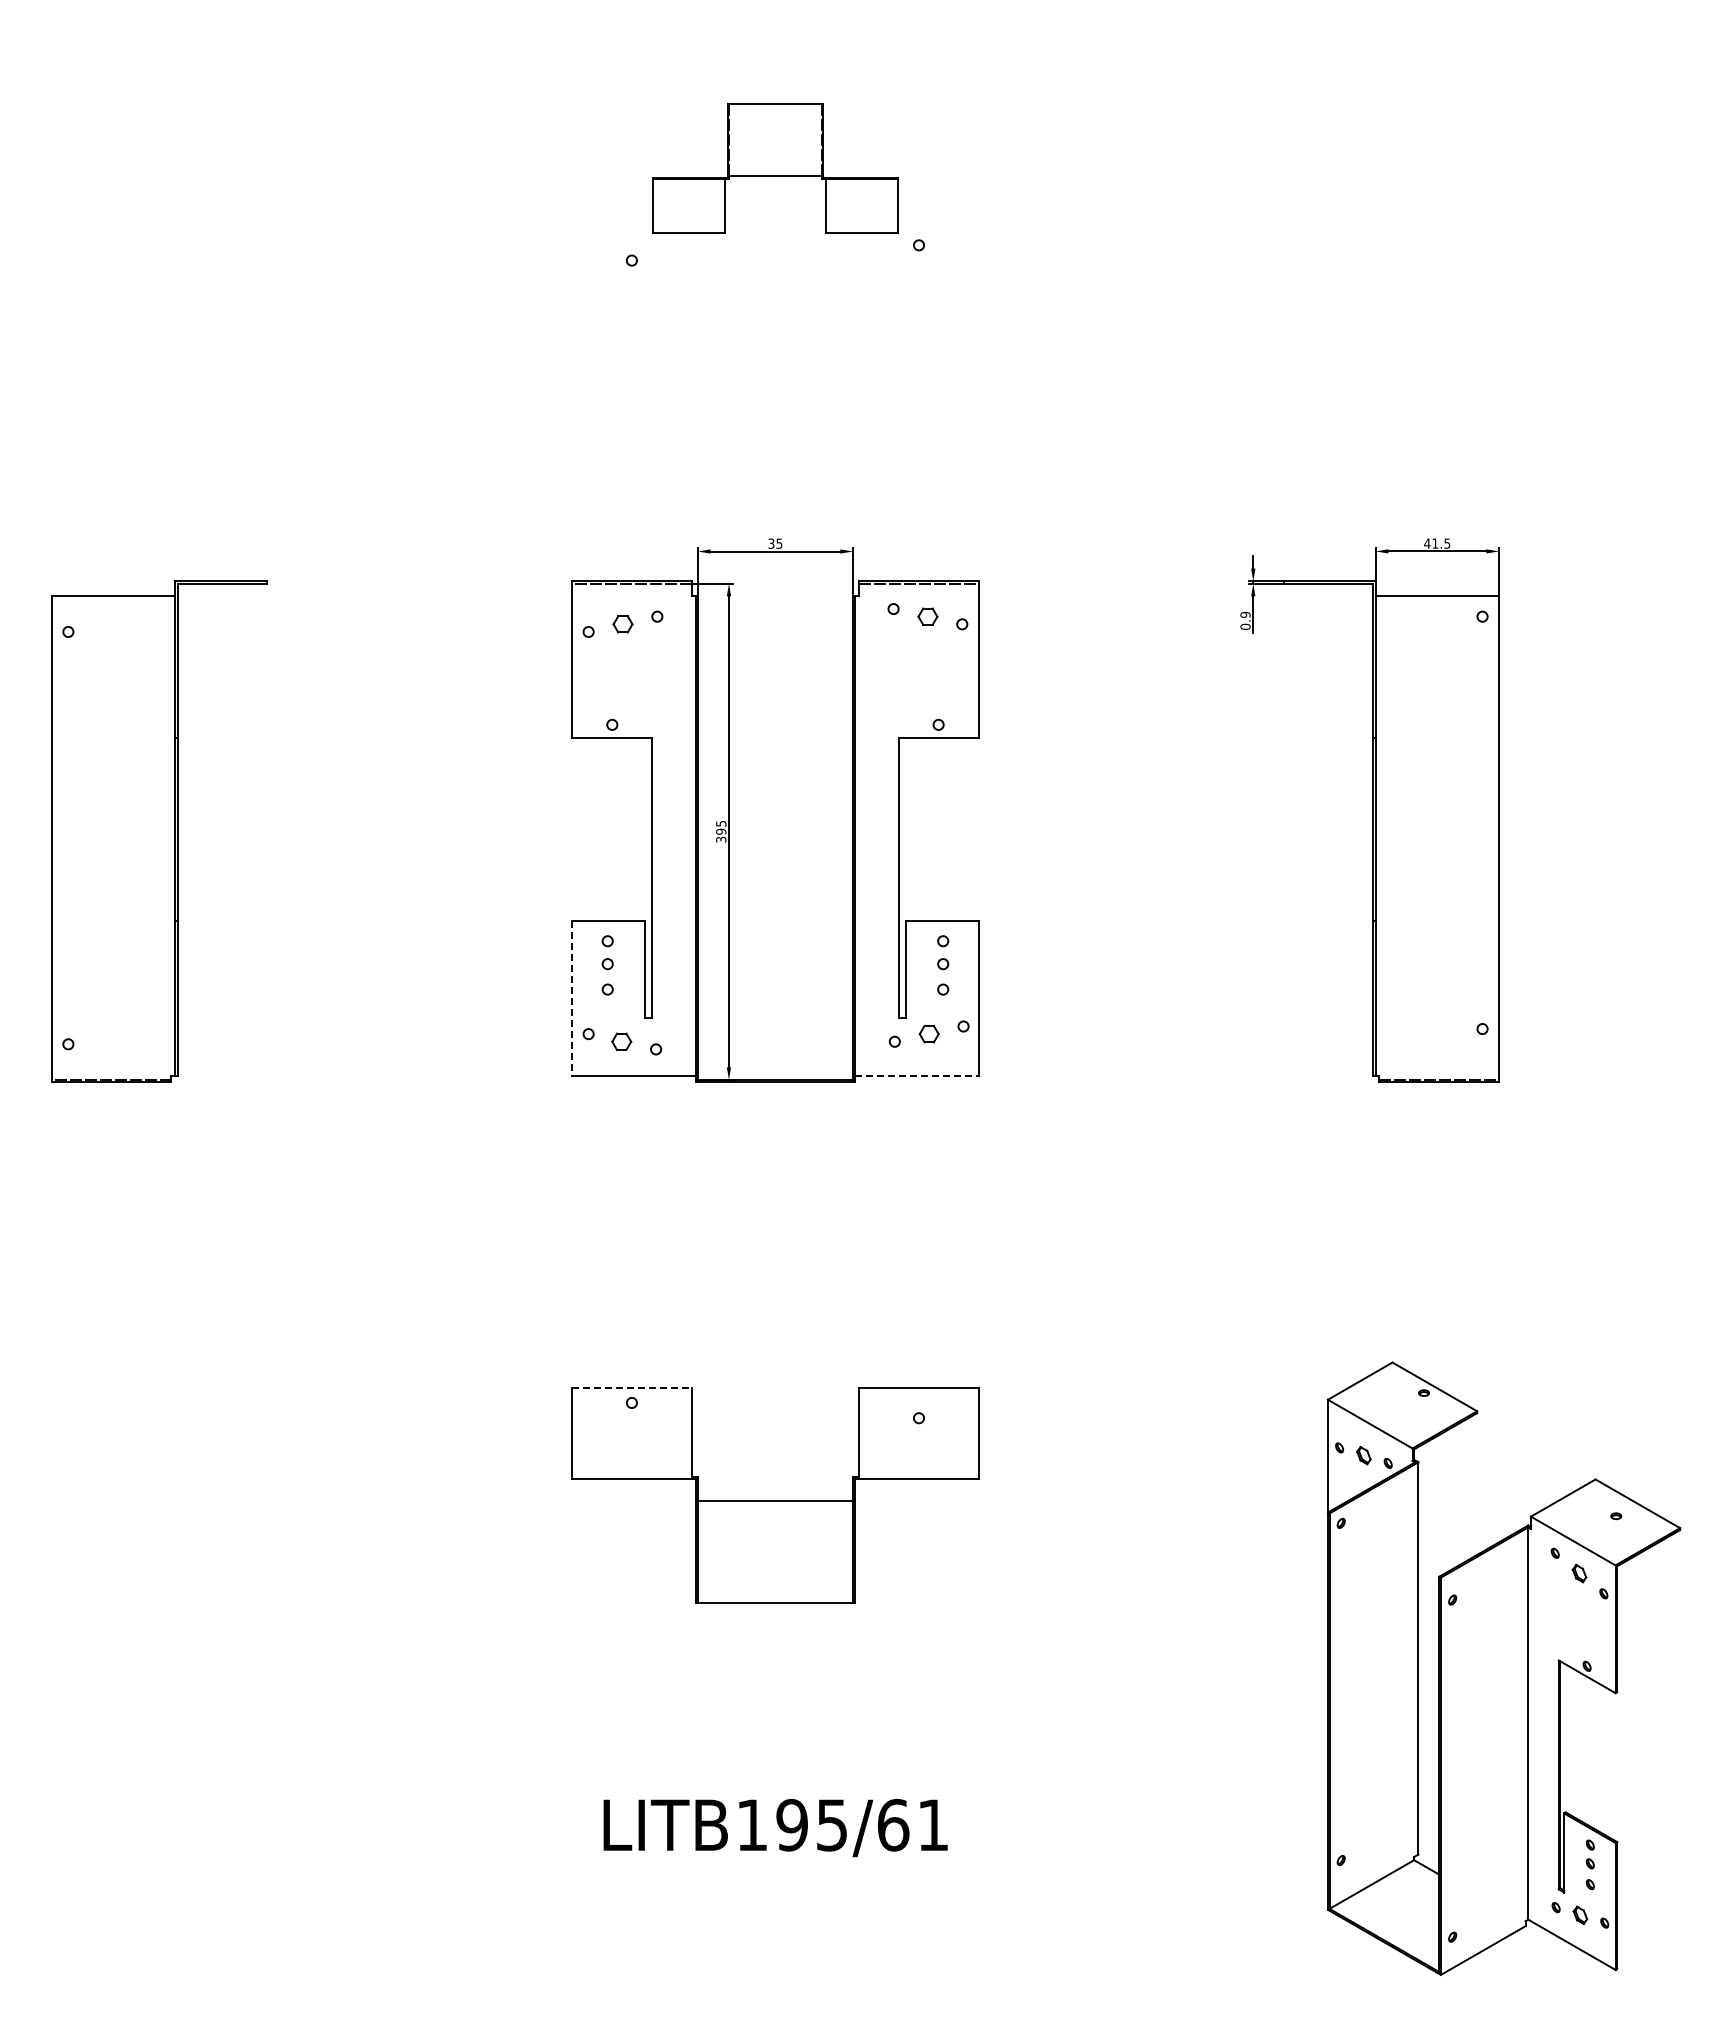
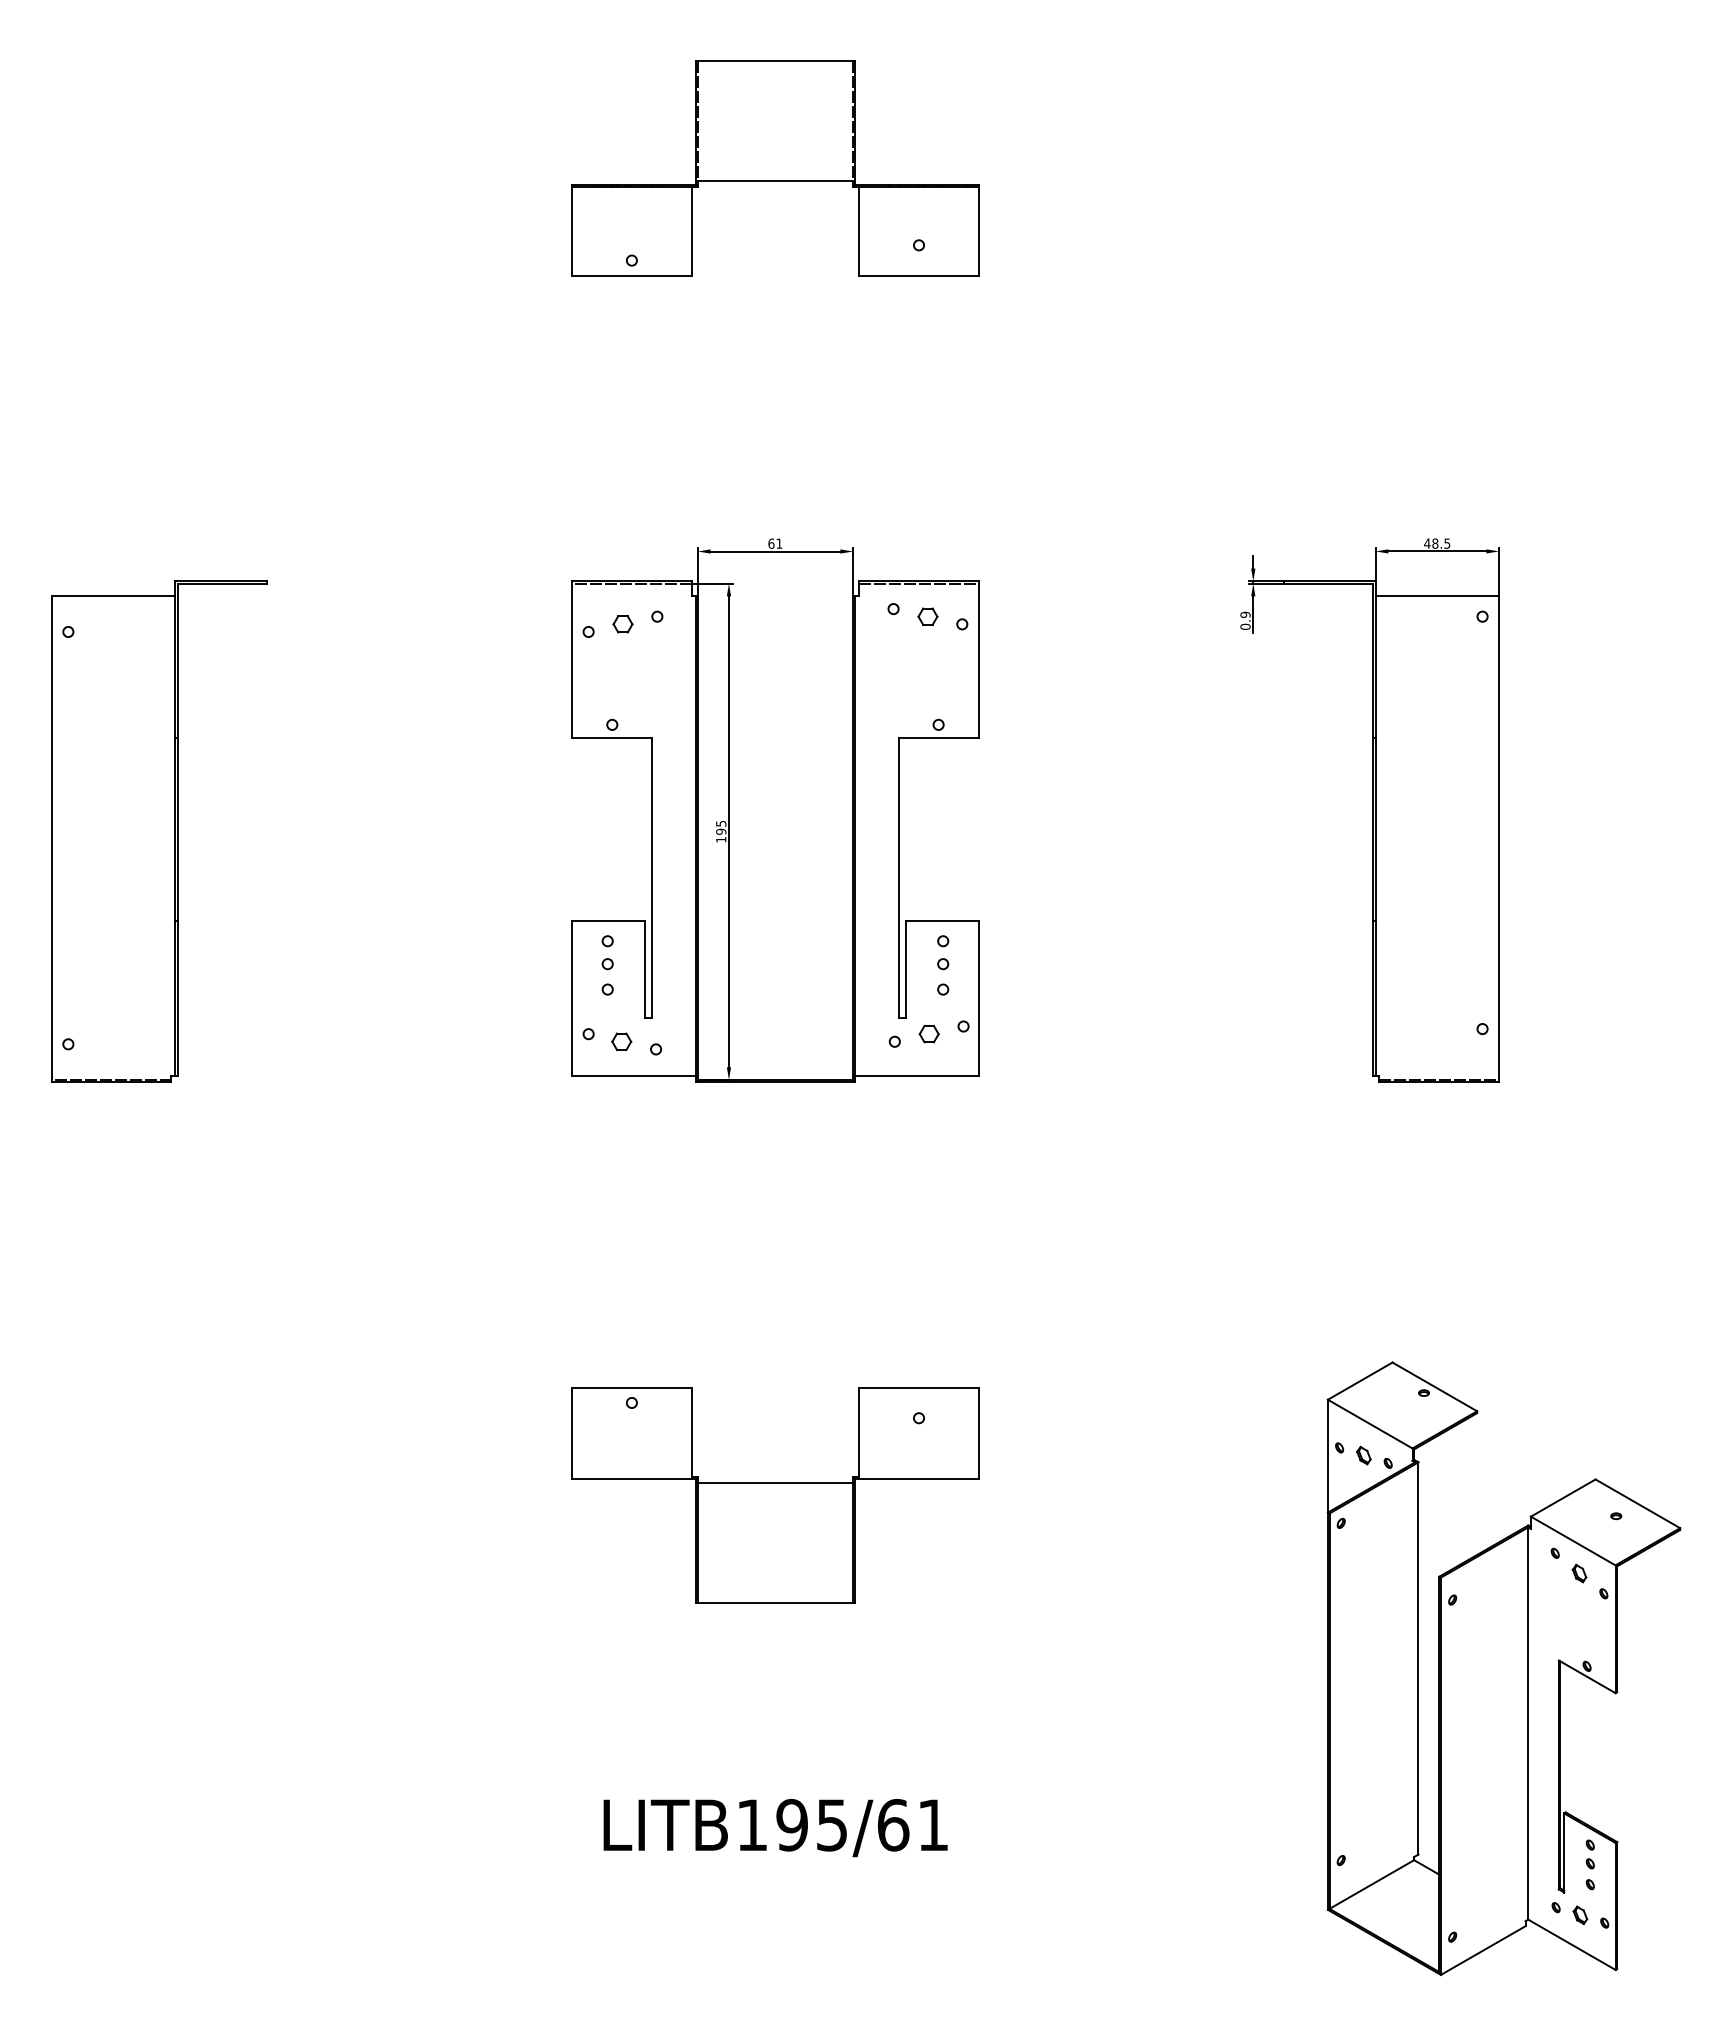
part size: 247x131 px -> 409x217 px (775, 168)
text: 35 -> 61 (775, 543)
text: 41.5 -> 48.5 (1435, 543)
text: 395 -> 195 (721, 839)
line: dashed -> solid (572, 998)
line: dashed -> solid (917, 1076)
line: dashed -> solid (631, 1387)
line position: (775, 1500) -> (775, 1482) (775, 1482)
